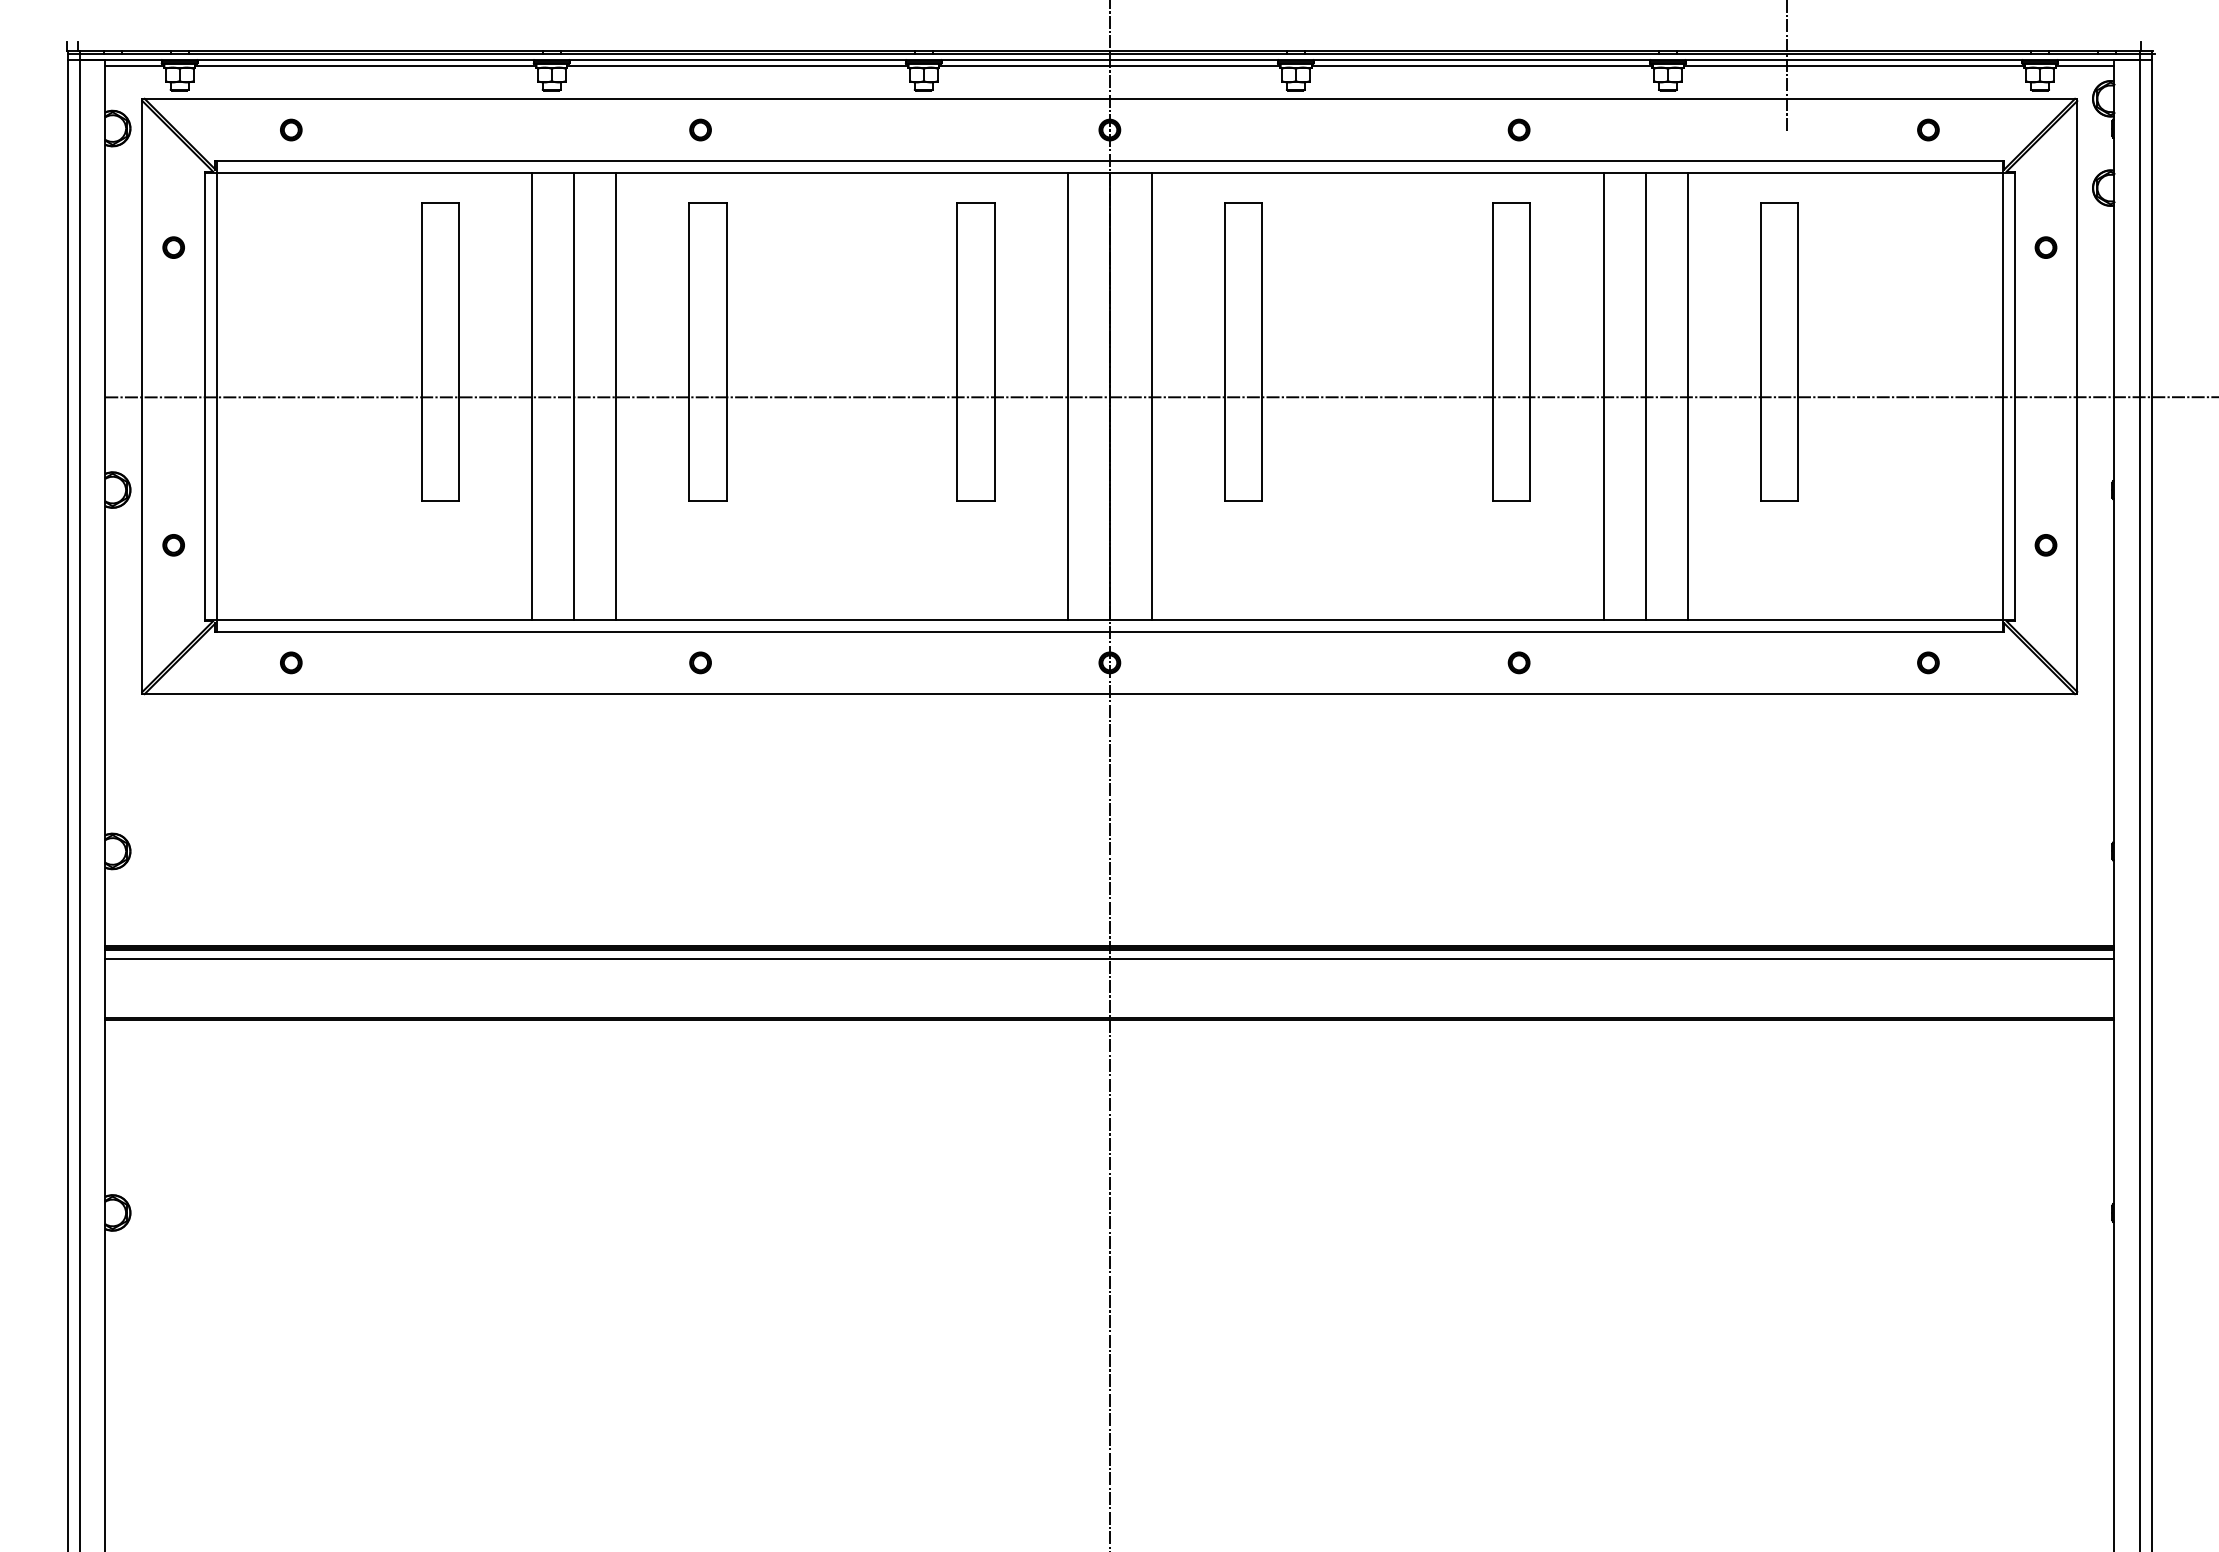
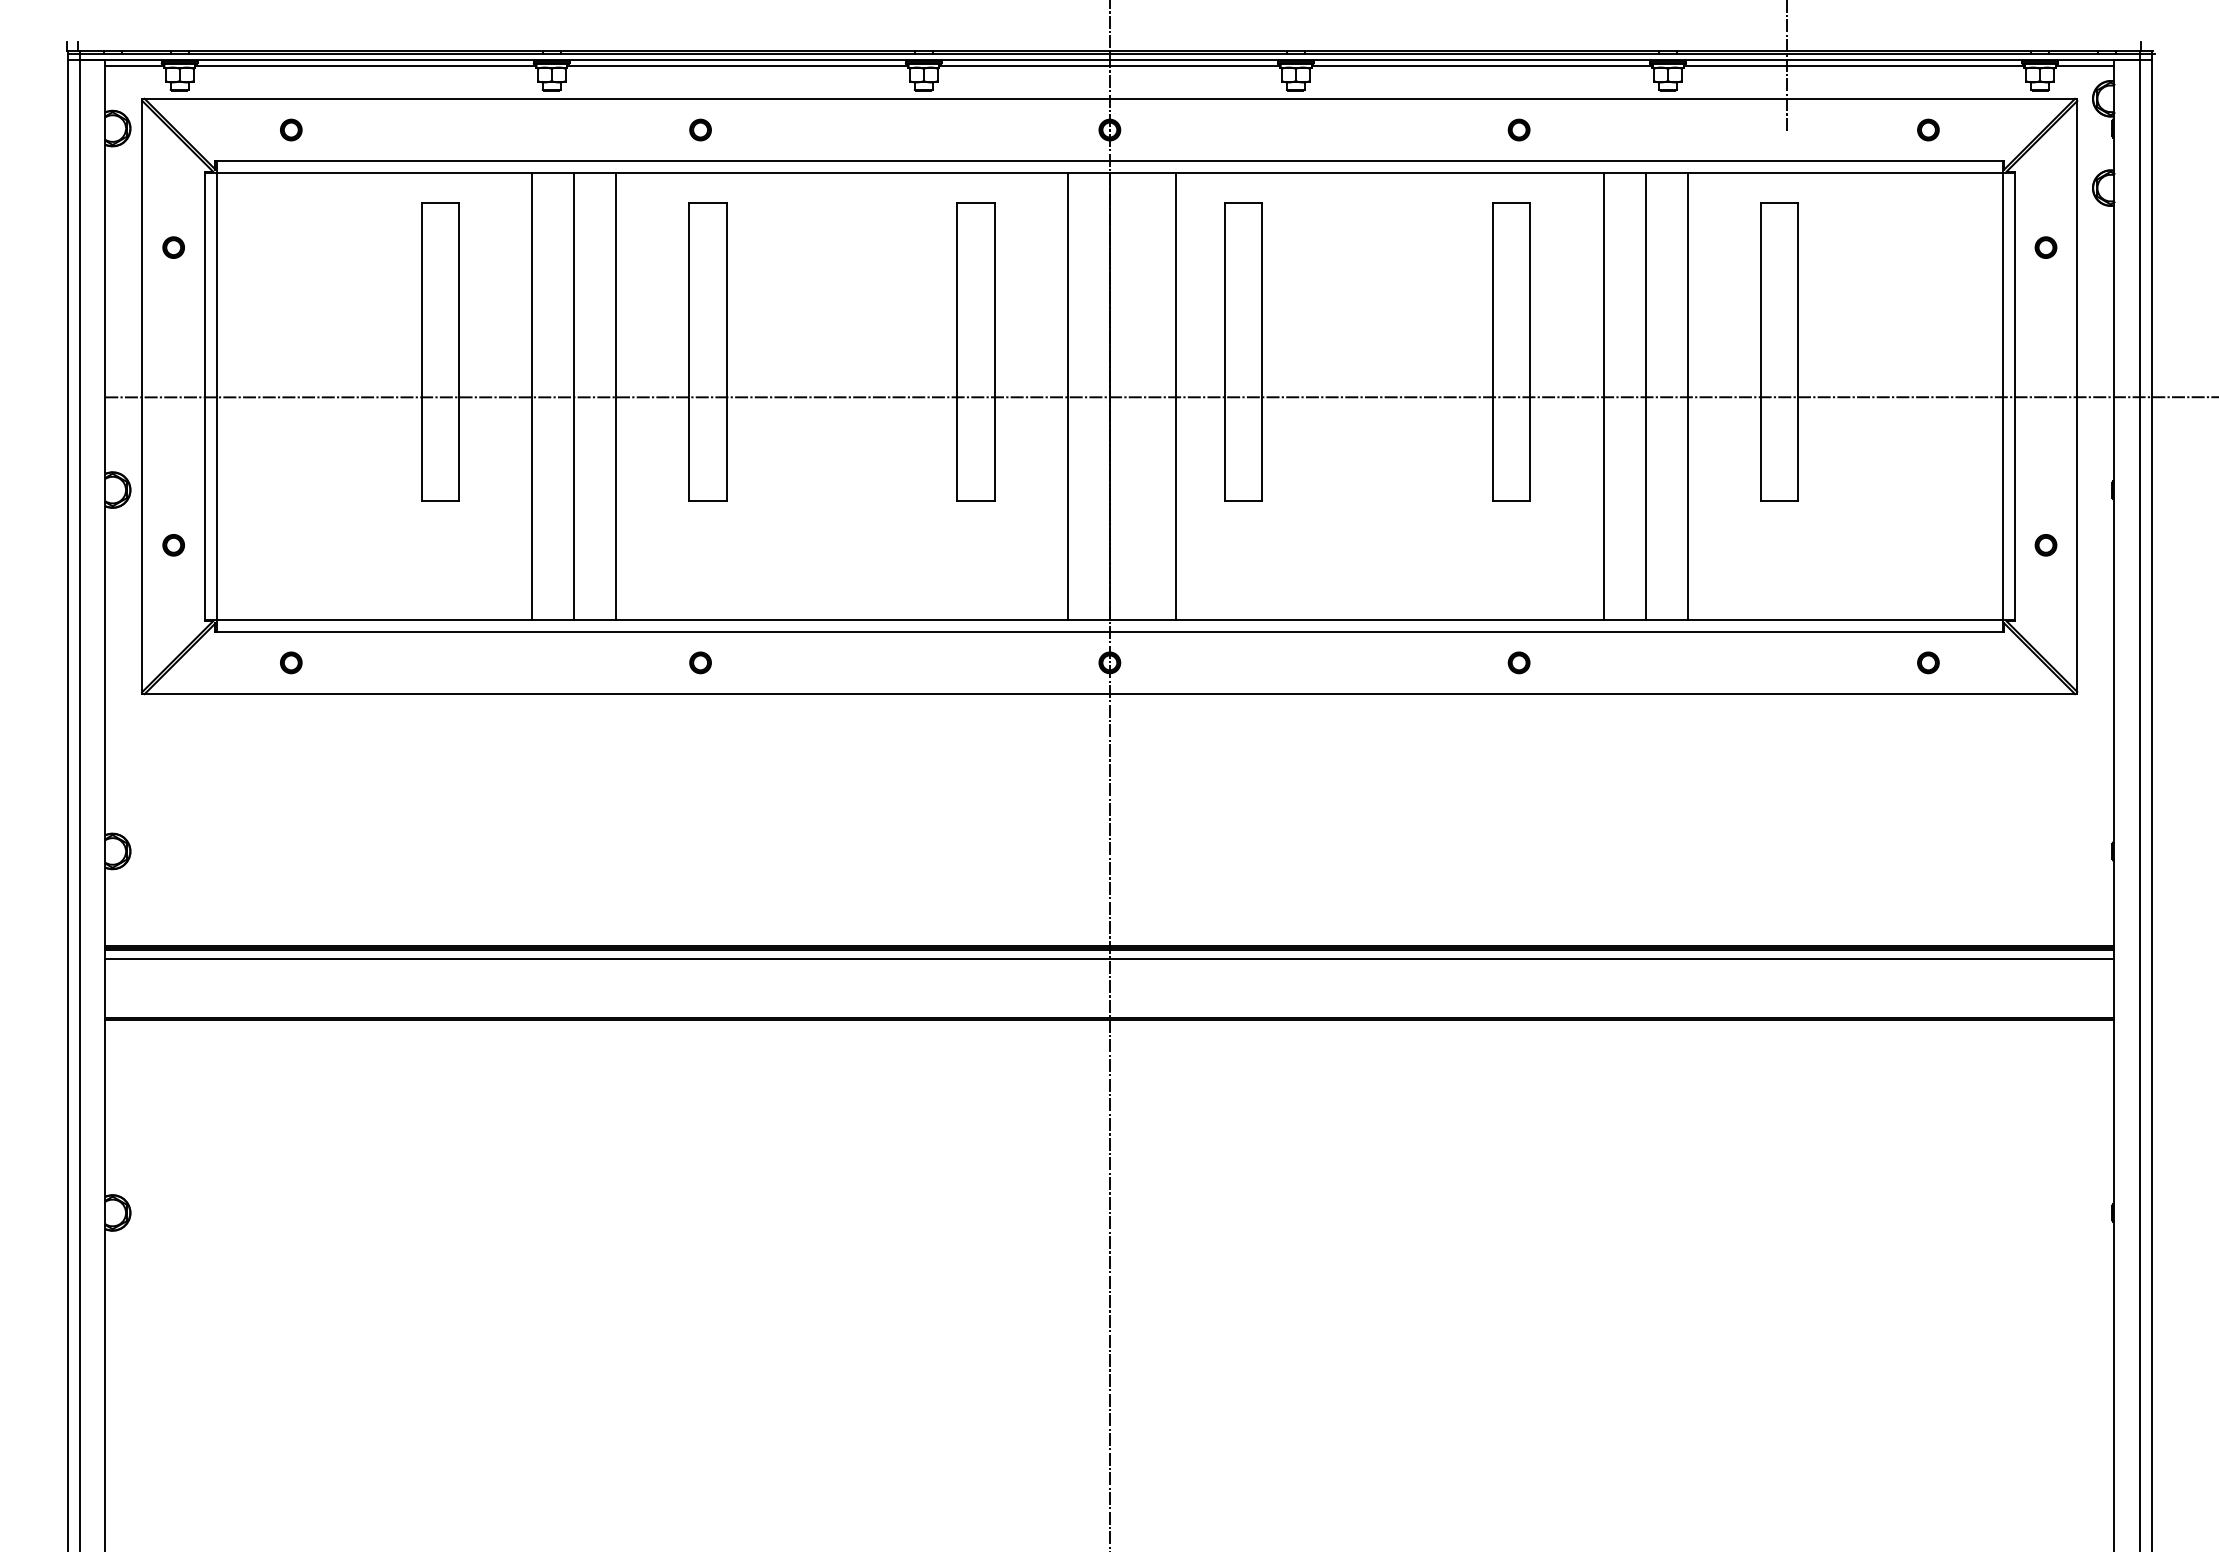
line position: (1151, 396) -> (1175, 396) (1175, 396)
